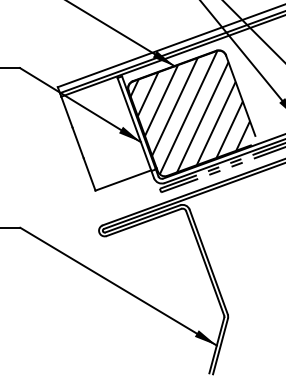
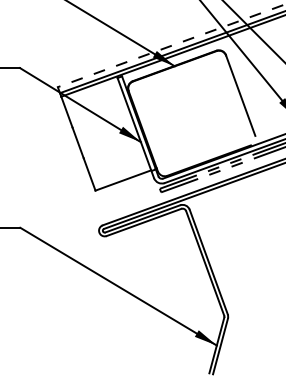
line: solid -> dashed (171, 45)
hatch: present -> none (190, 112)
